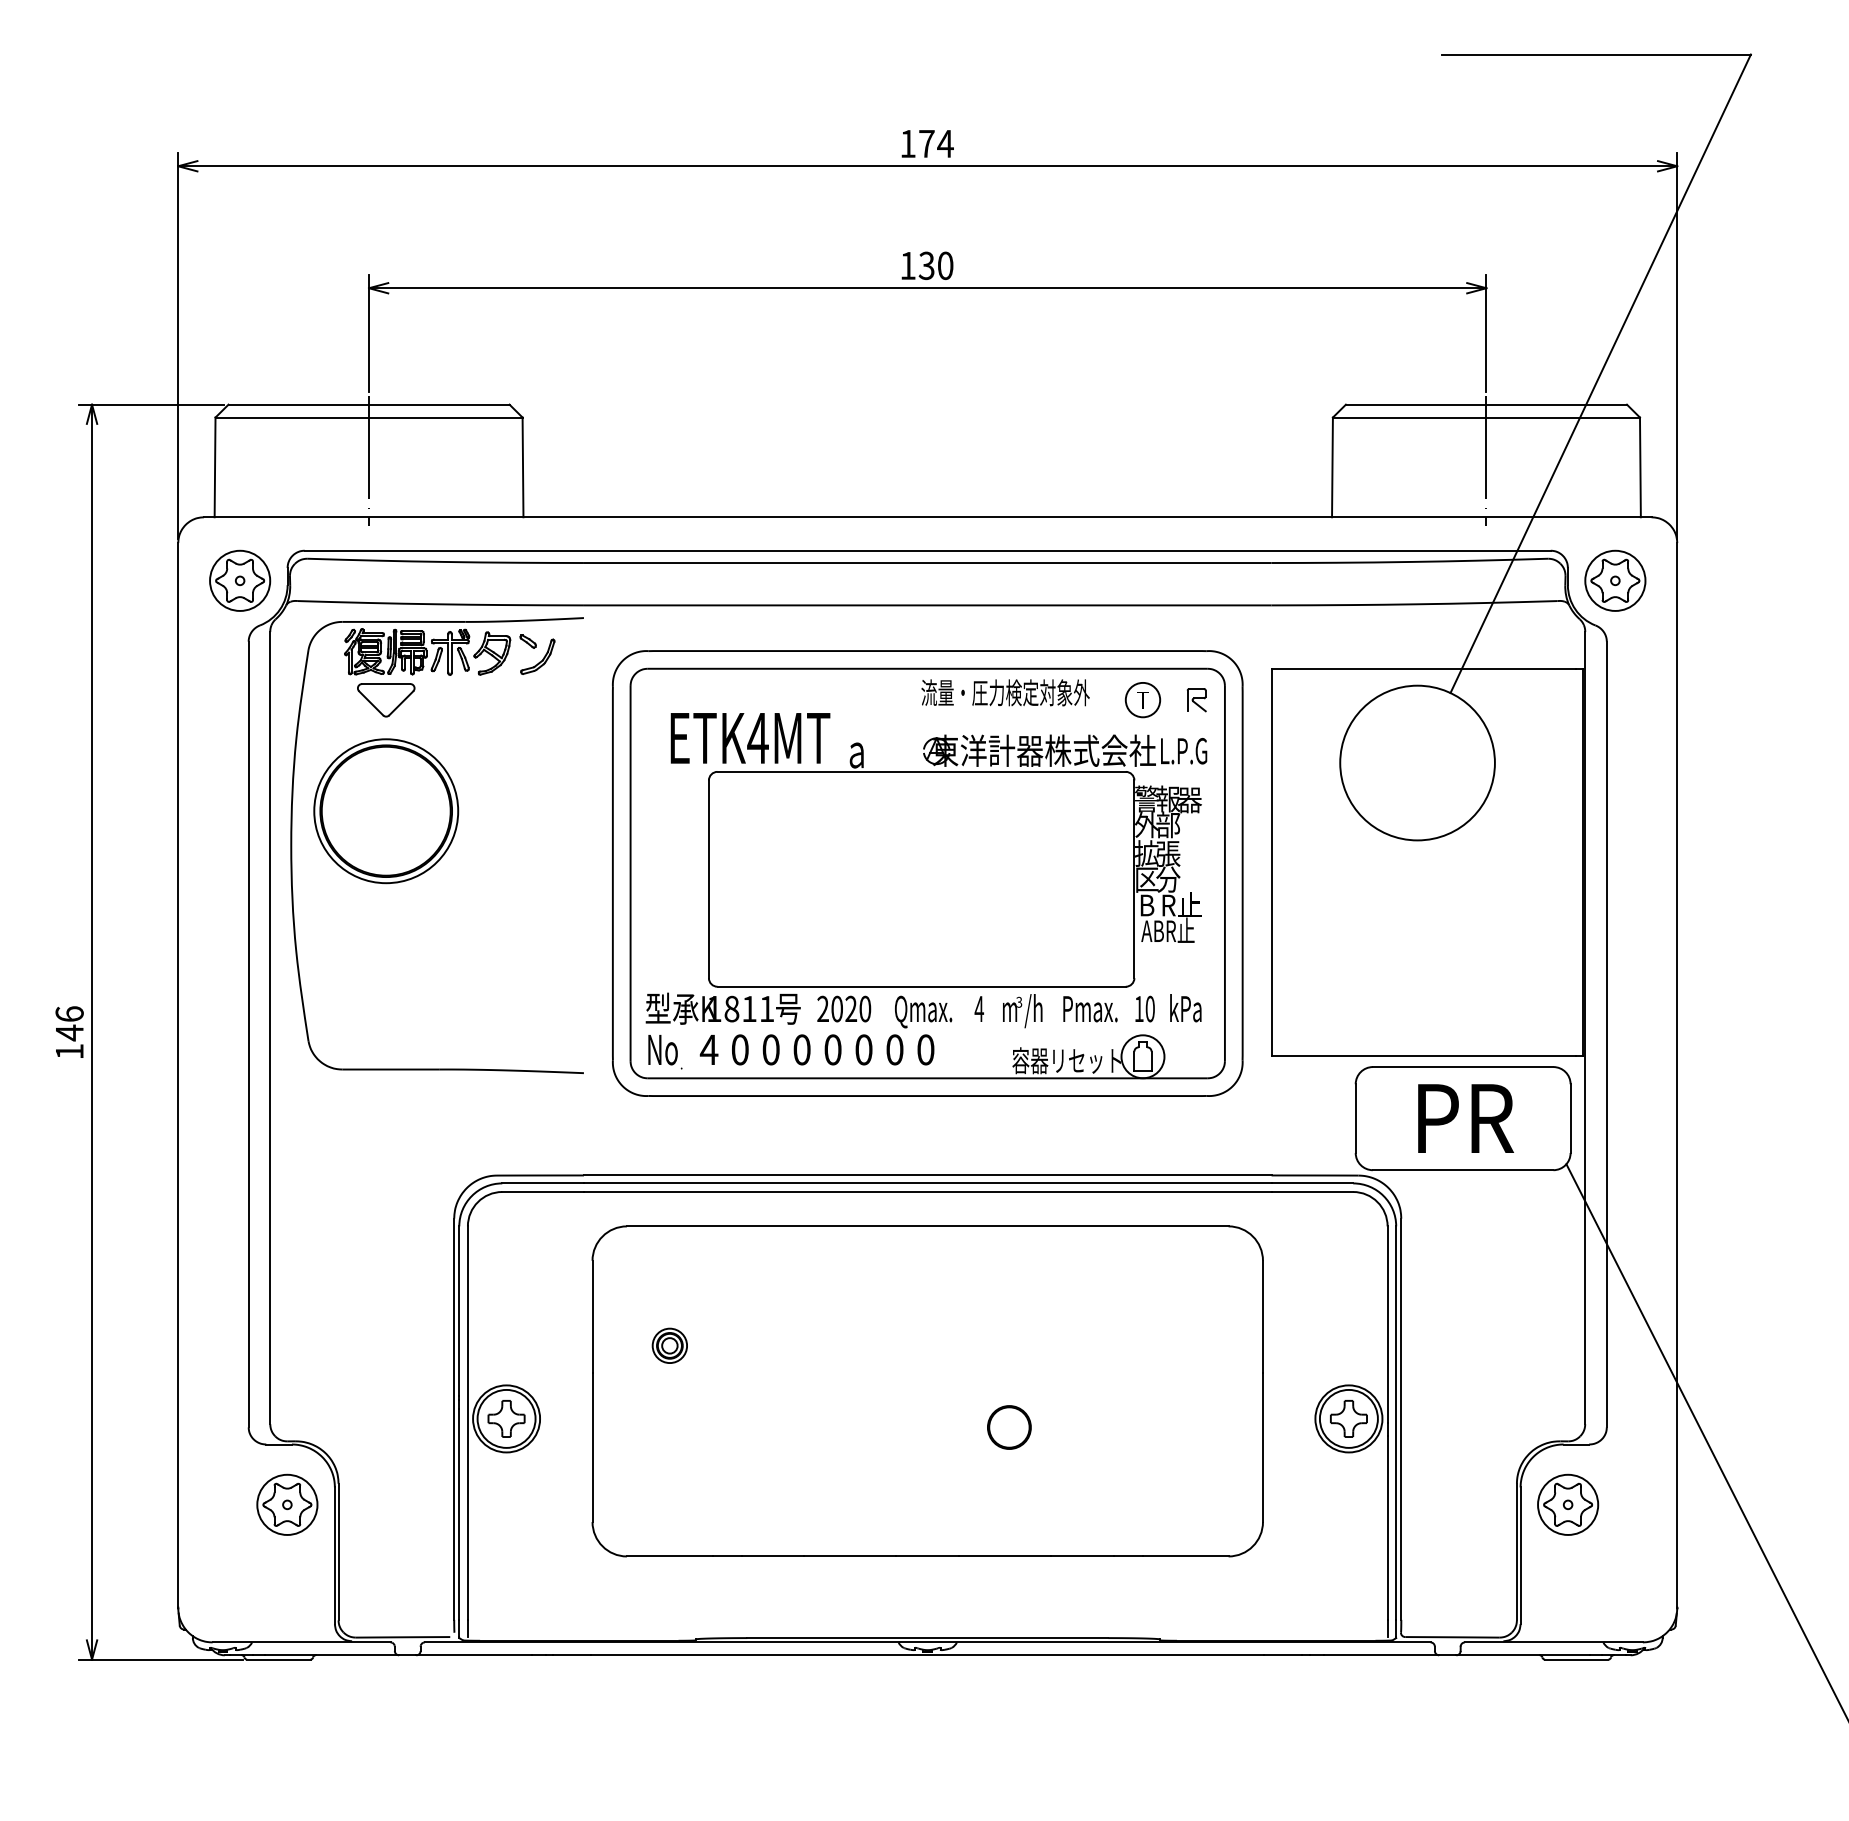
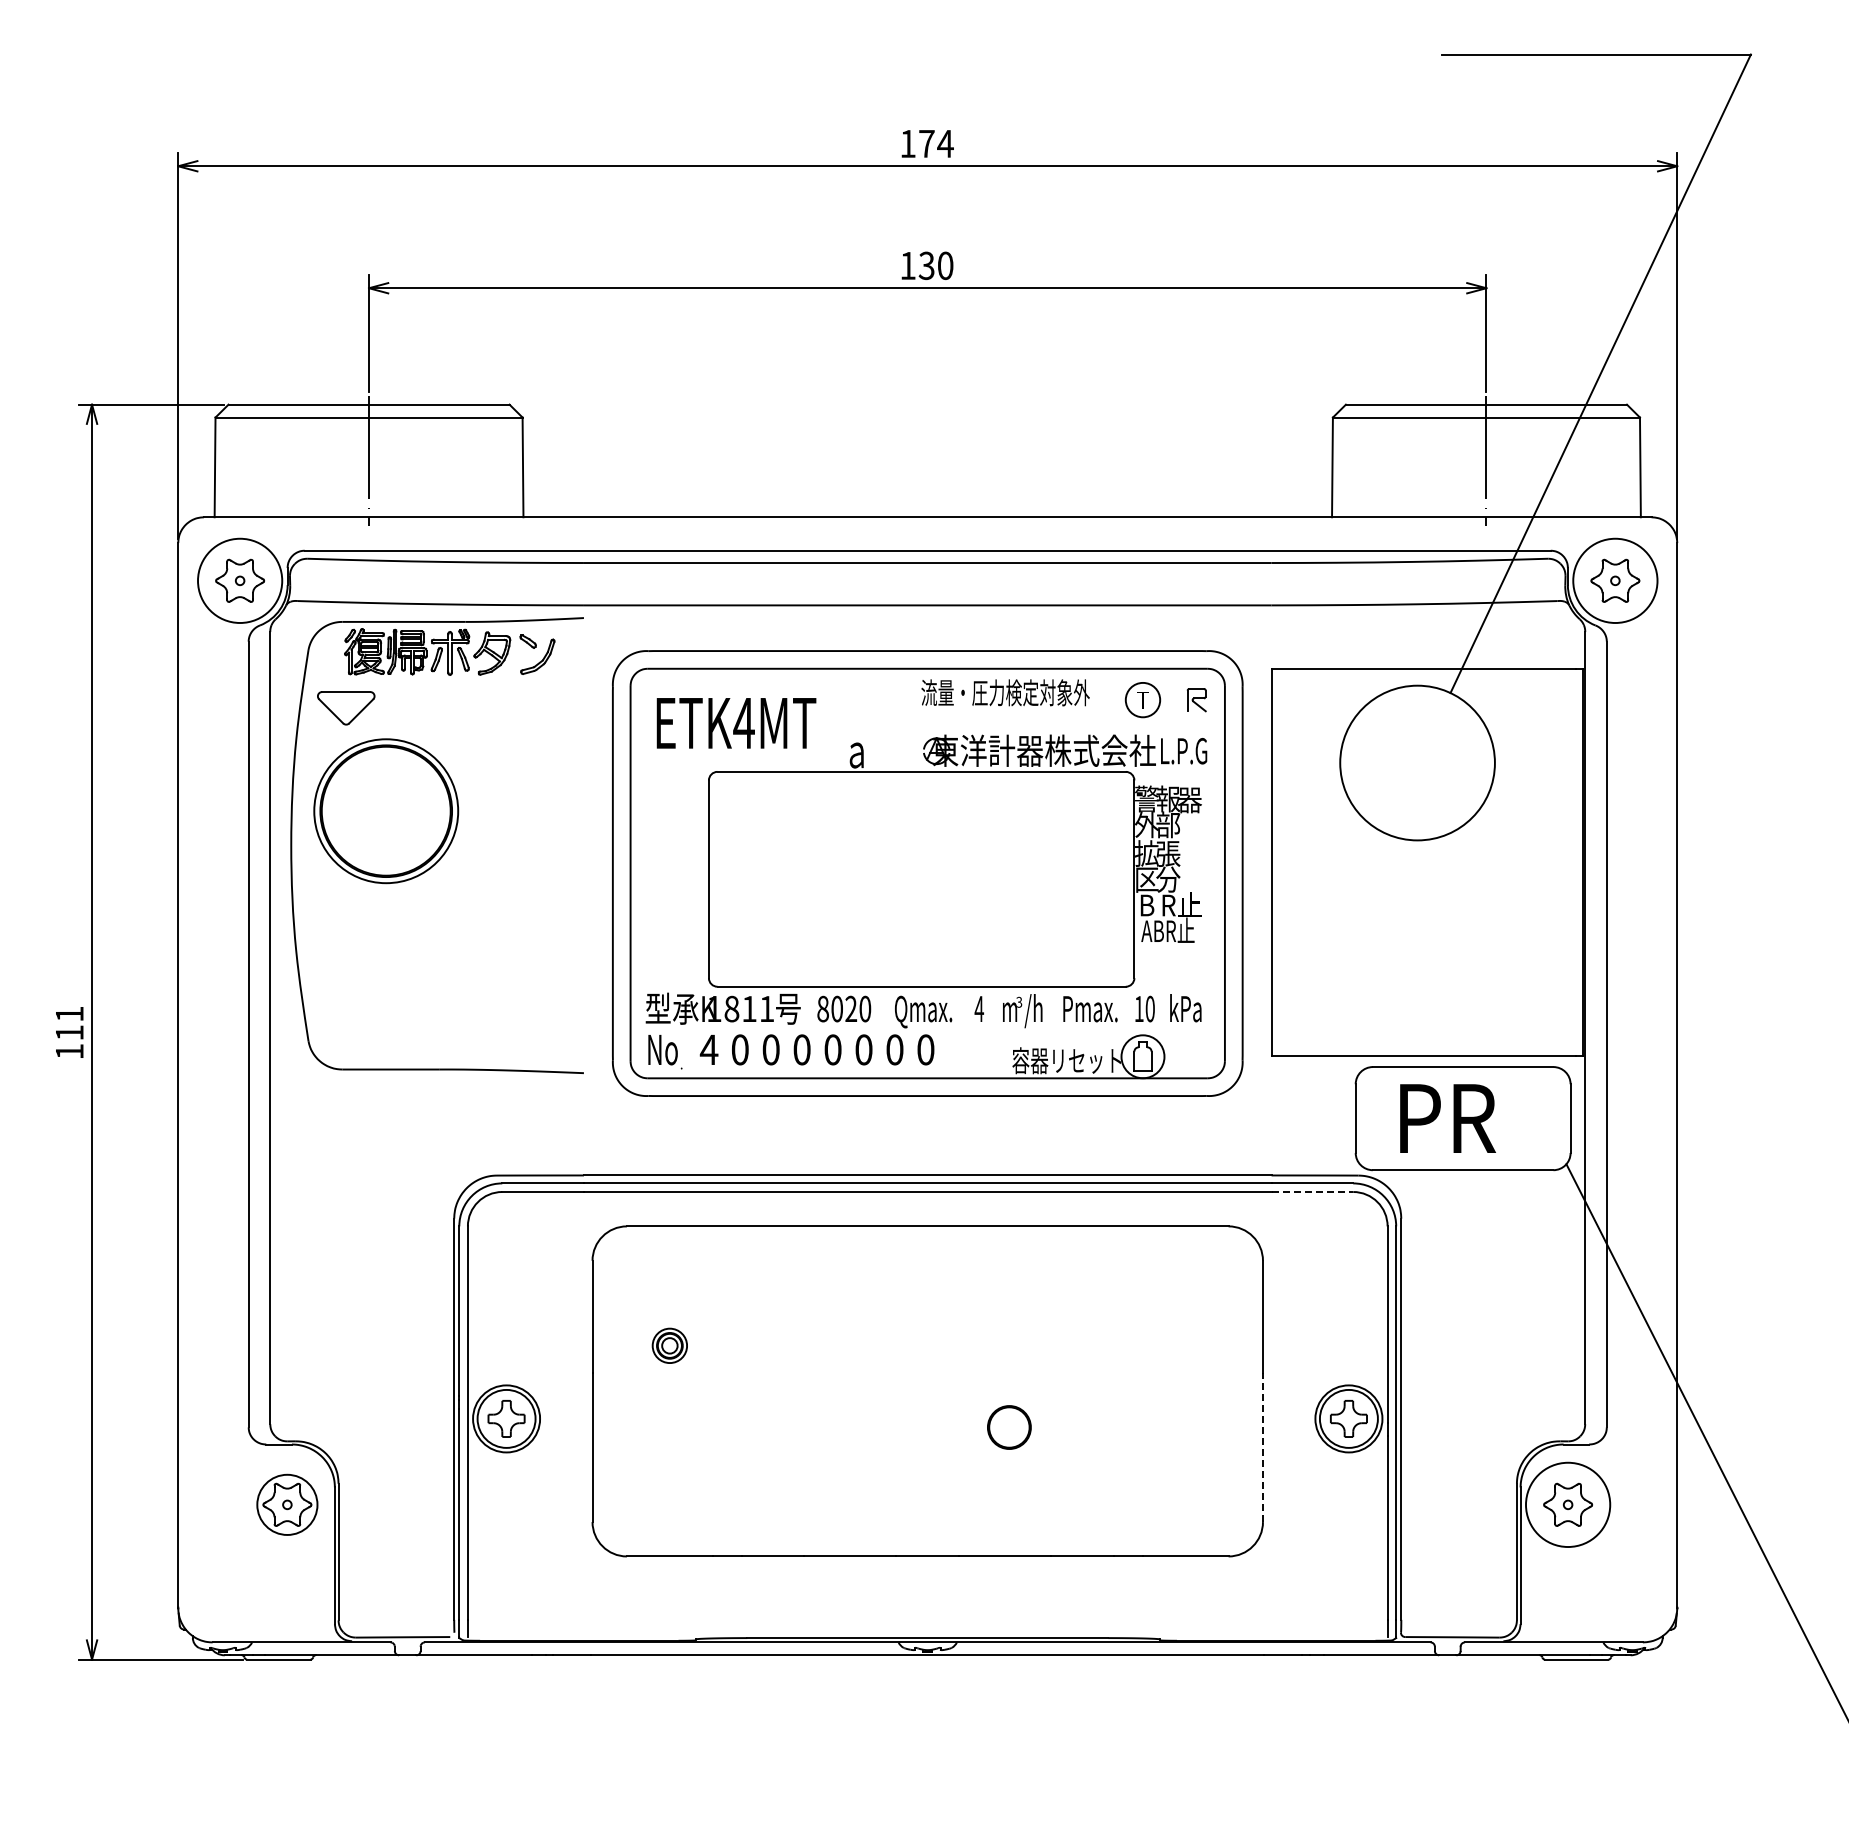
circle diameter: 60 px -> 84 px (240, 580)
circle diameter: 60 px -> 84 px (1615, 580)
part position: (386, 700) -> (346, 708) (346, 708)
text position: (750, 738) -> (736, 723) (736, 723)
text: 2020 -> 8020 (822, 1008)
text: 146 -> 111 (69, 1023)
text position: (1465, 1118) -> (1447, 1118) (1447, 1118)
line: solid -> dashed (1312, 1192)
line: solid -> dashed (1262, 1447)
circle diameter: 60 px -> 84 px (1567, 1504)
